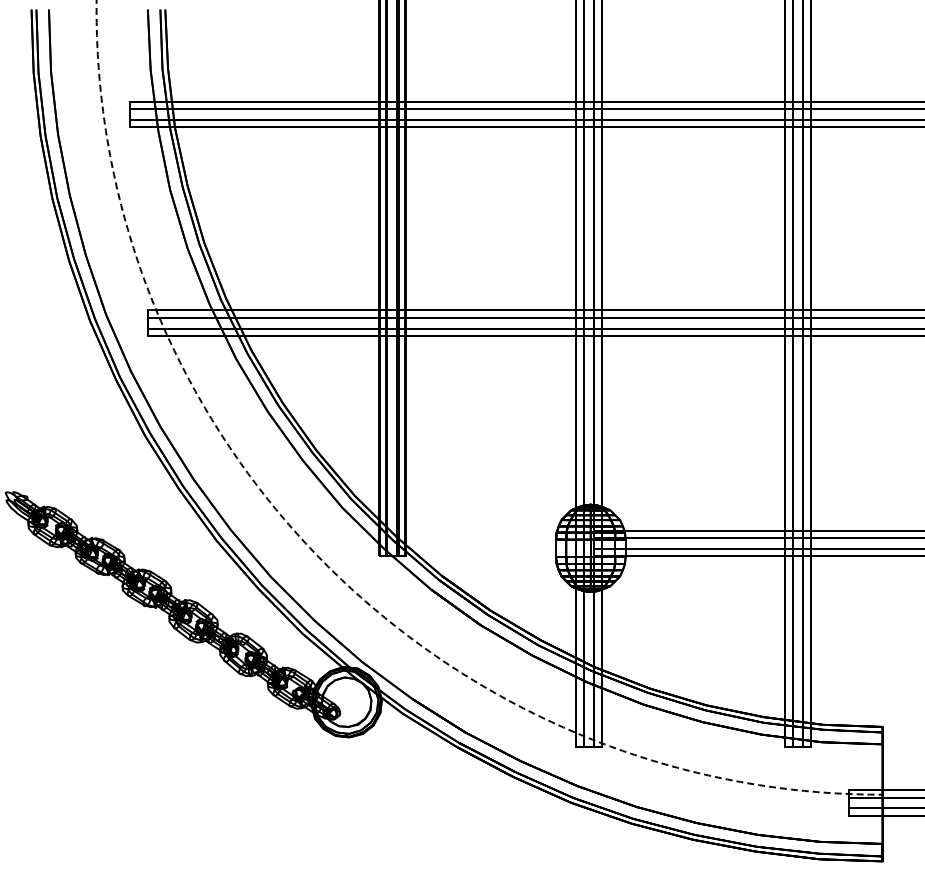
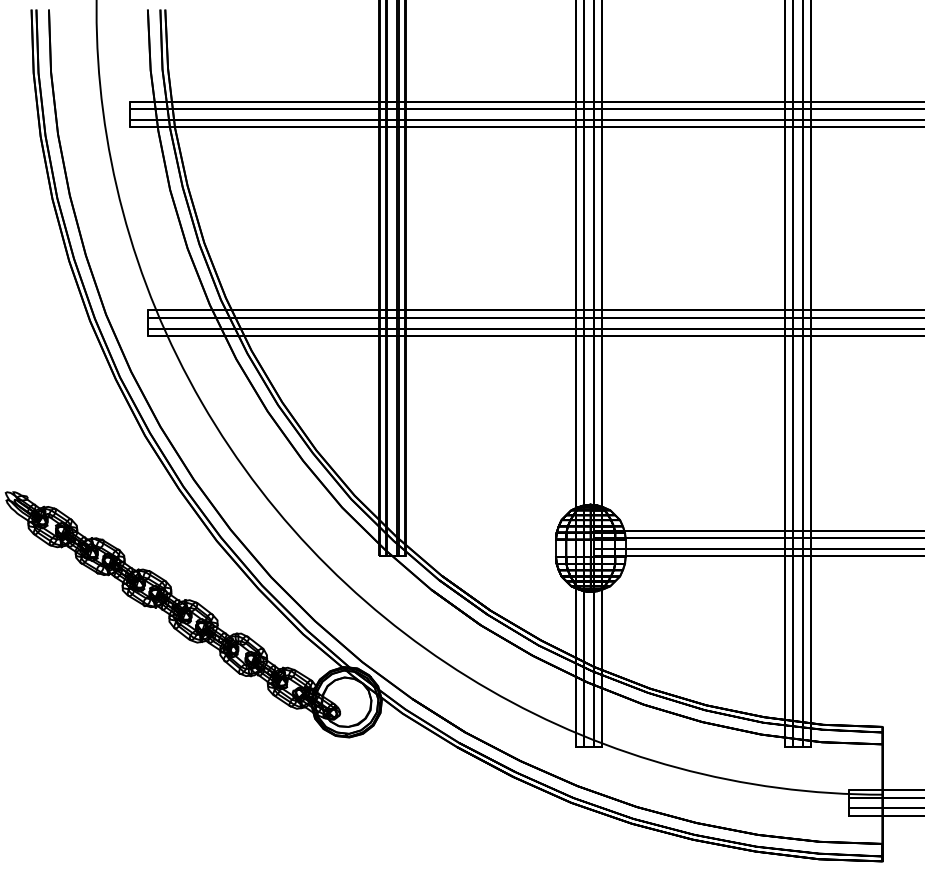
arc: dashed -> solid (323, 562)
